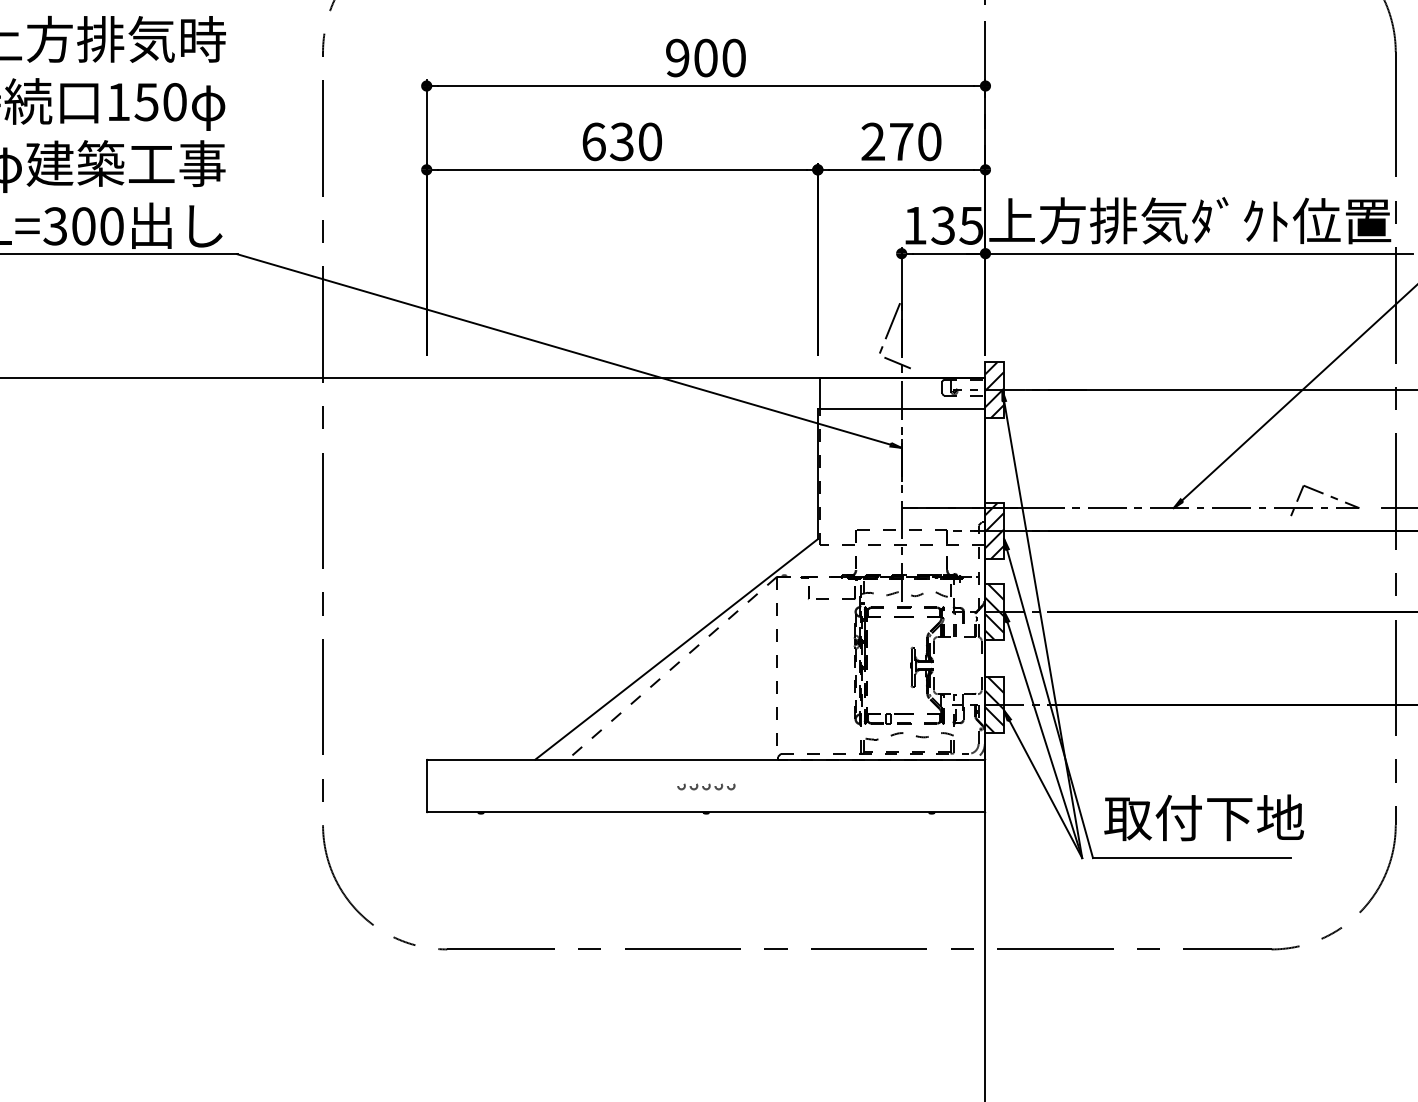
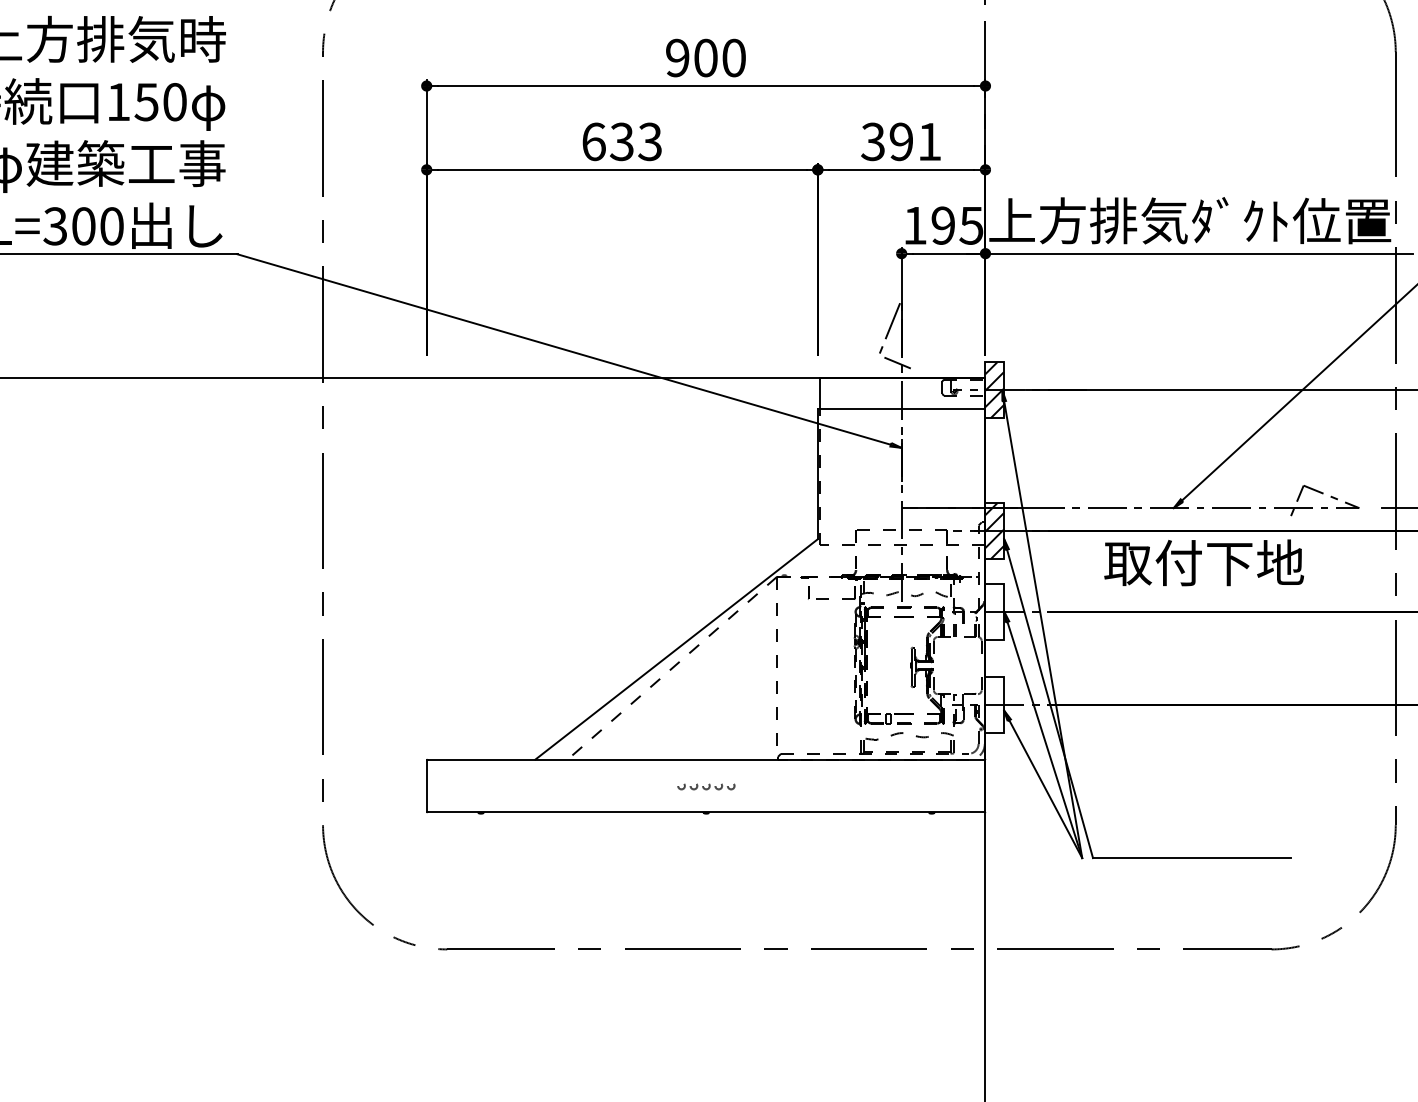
text: 630 -> 633 (650, 141)
text: 270 -> 391 (901, 141)
text: 135 -> 195 (942, 225)
hatch: present -> none (994, 611)
hatch: present -> none (994, 704)
text position: (1203, 817) -> (1203, 562) (1203, 562)
